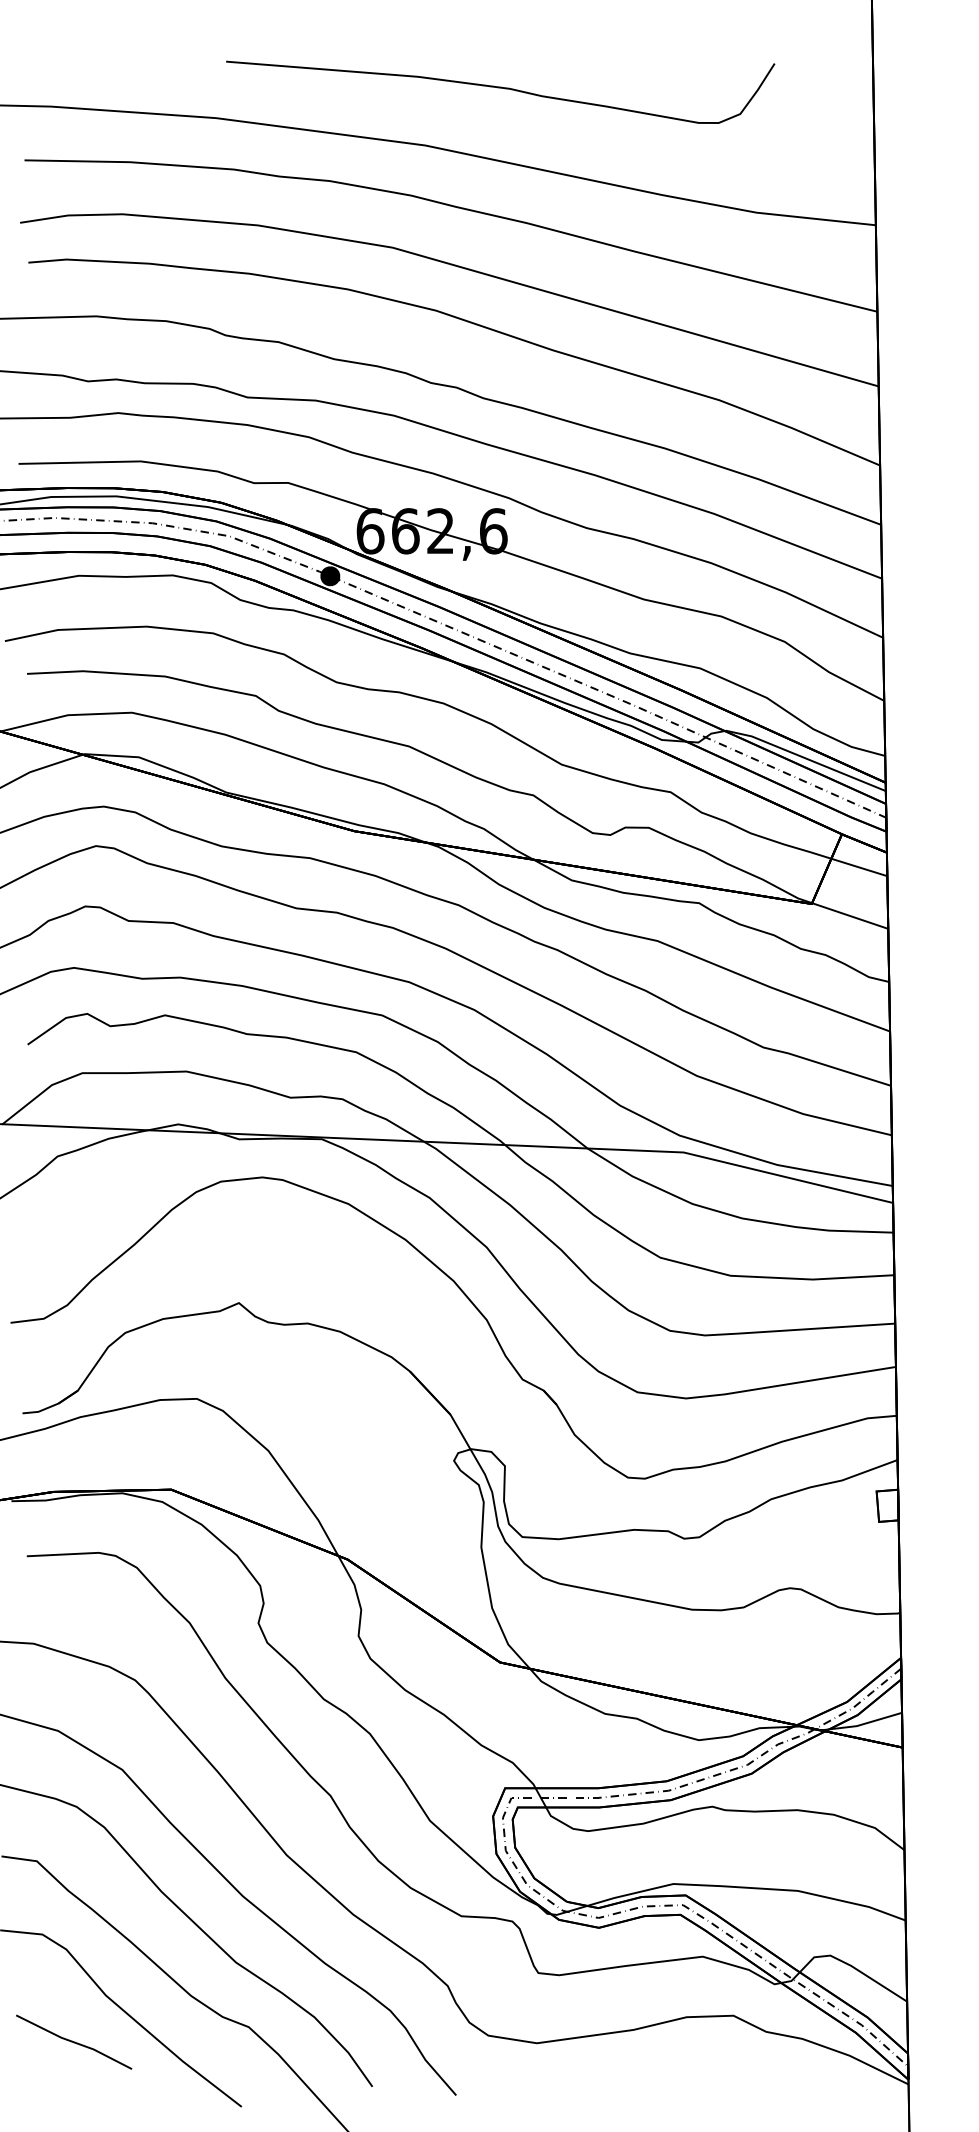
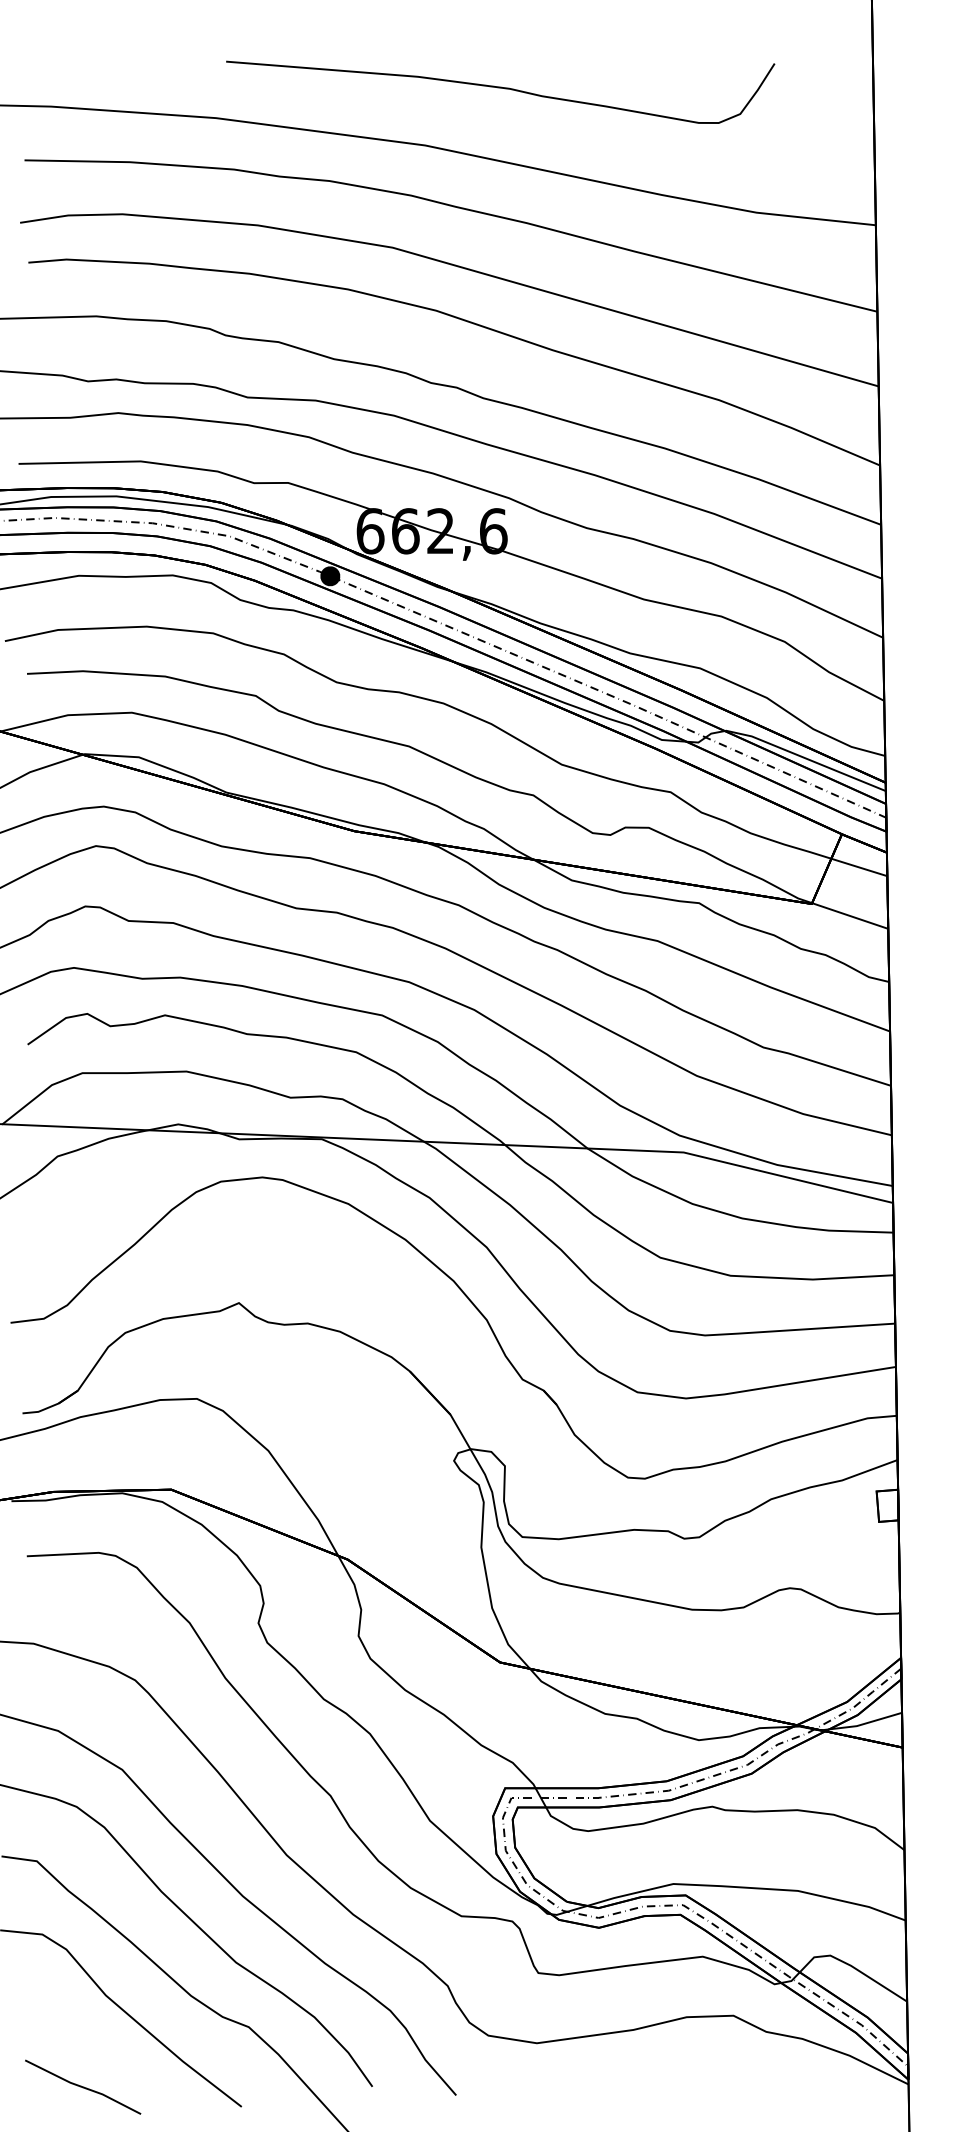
line position: (74, 2041) -> (83, 2086) (83, 2086)
